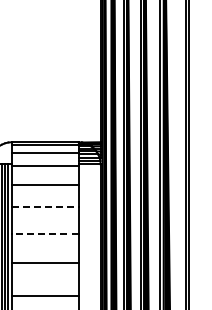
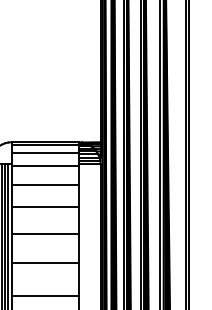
line: dashed -> solid (45, 207)
line: dashed -> solid (44, 233)
